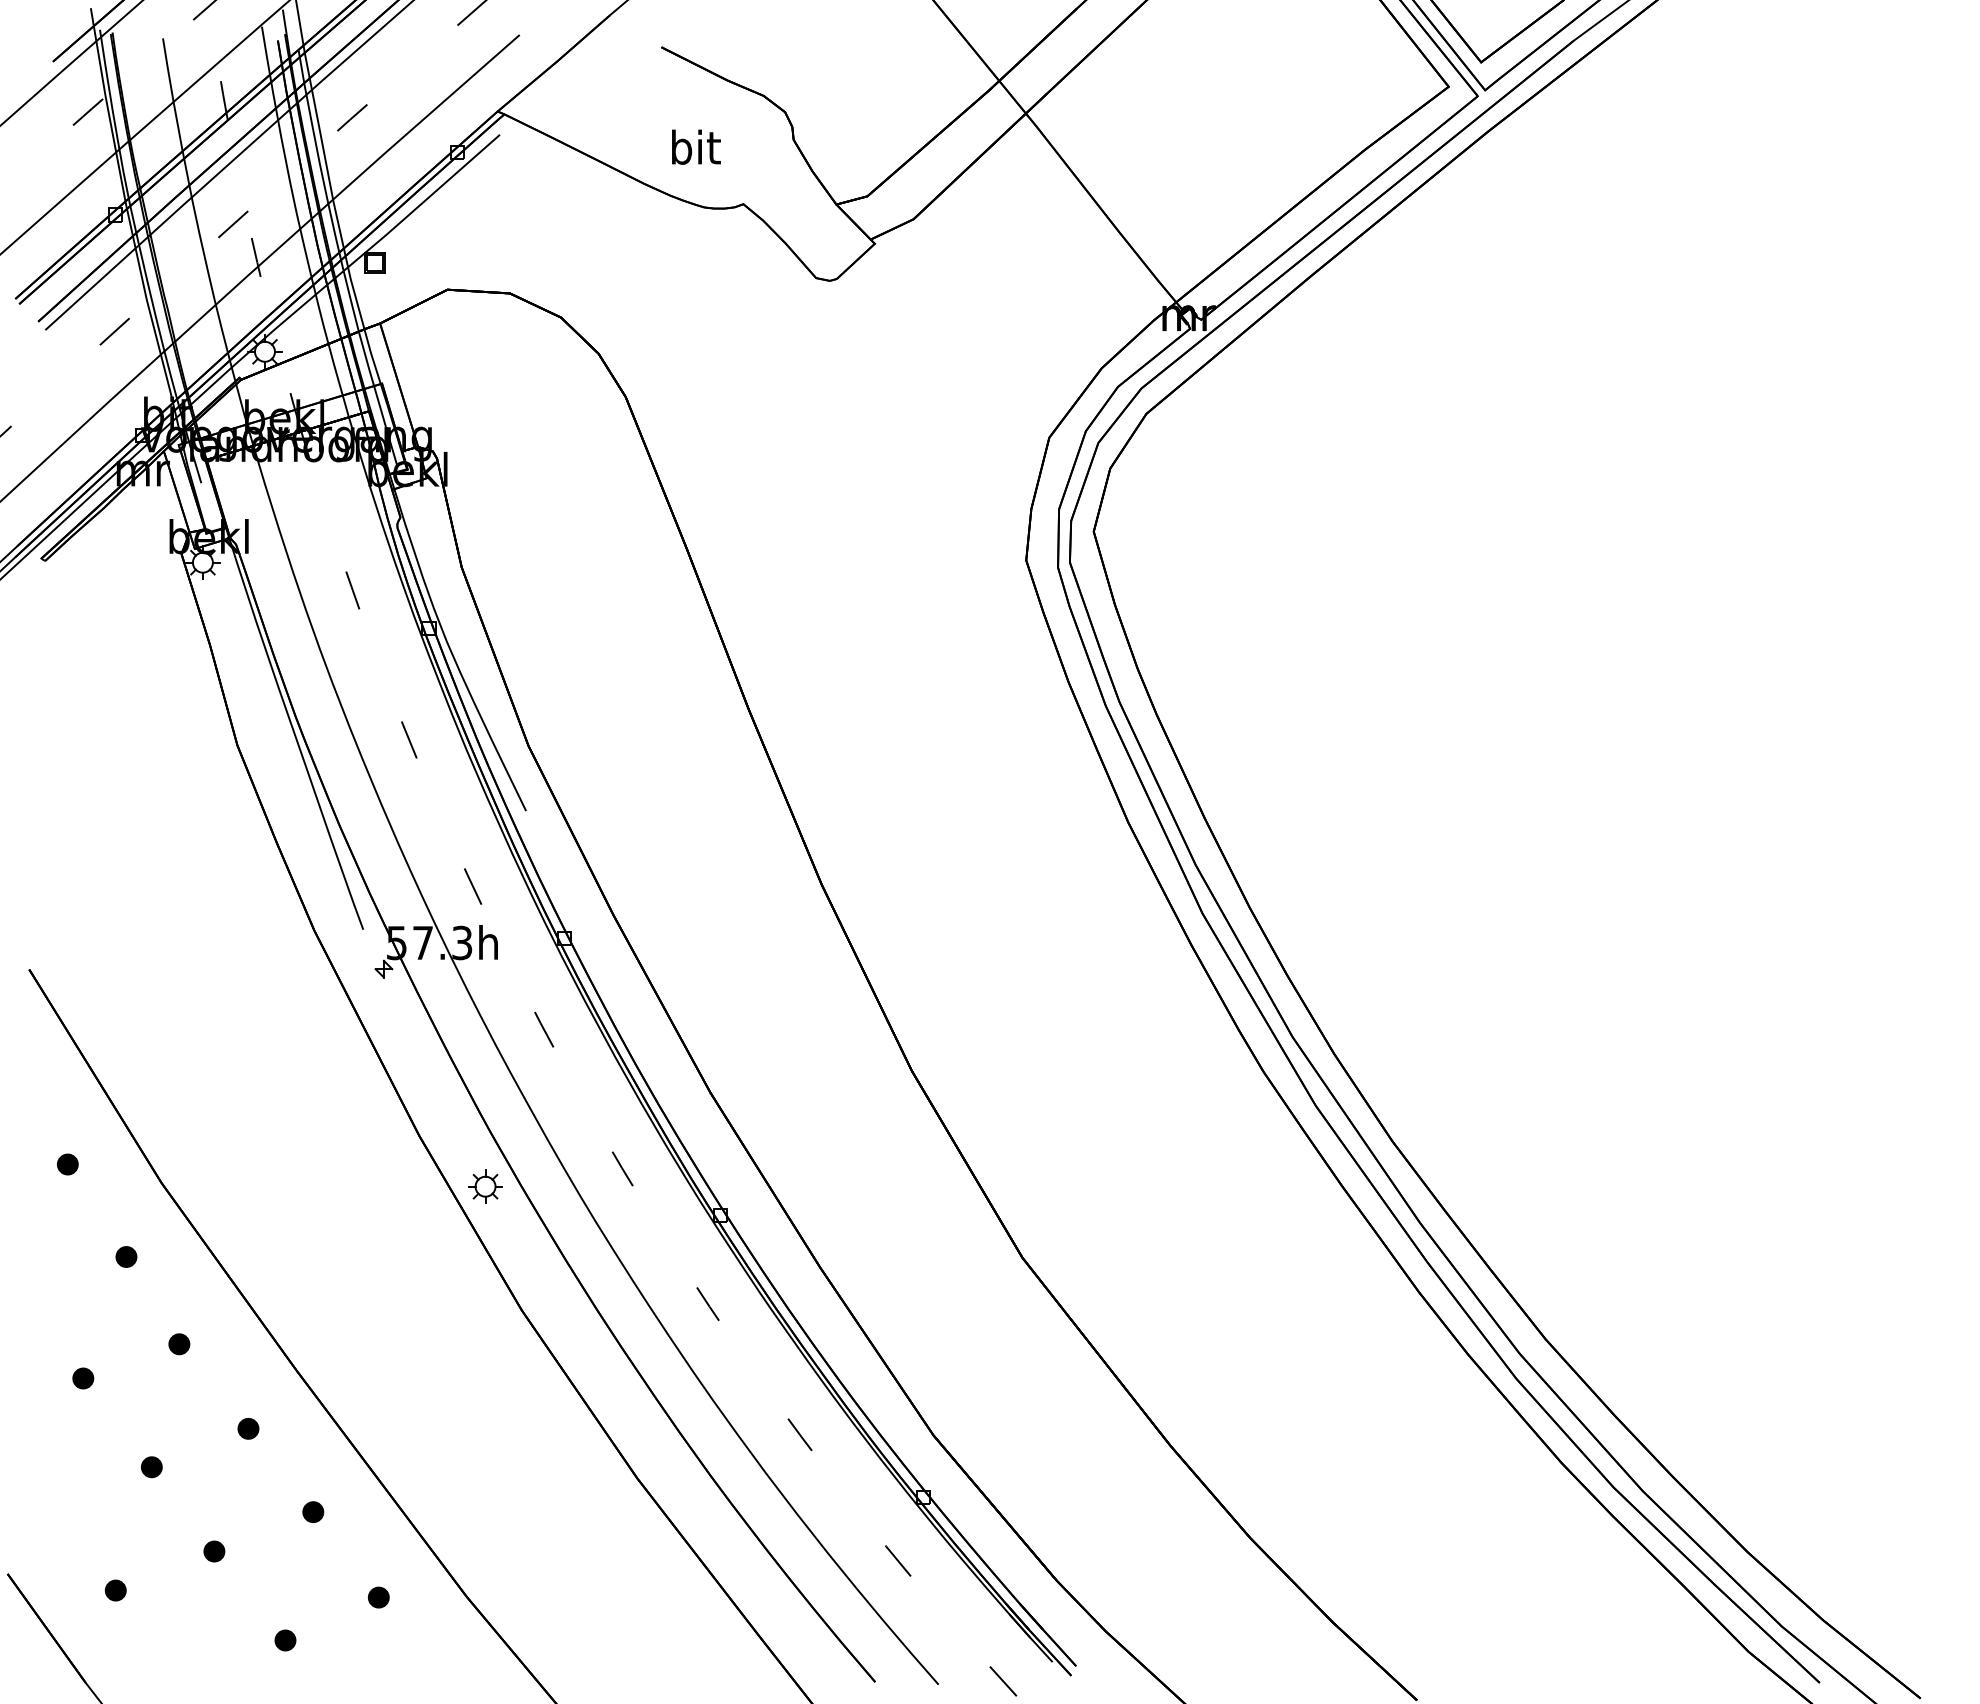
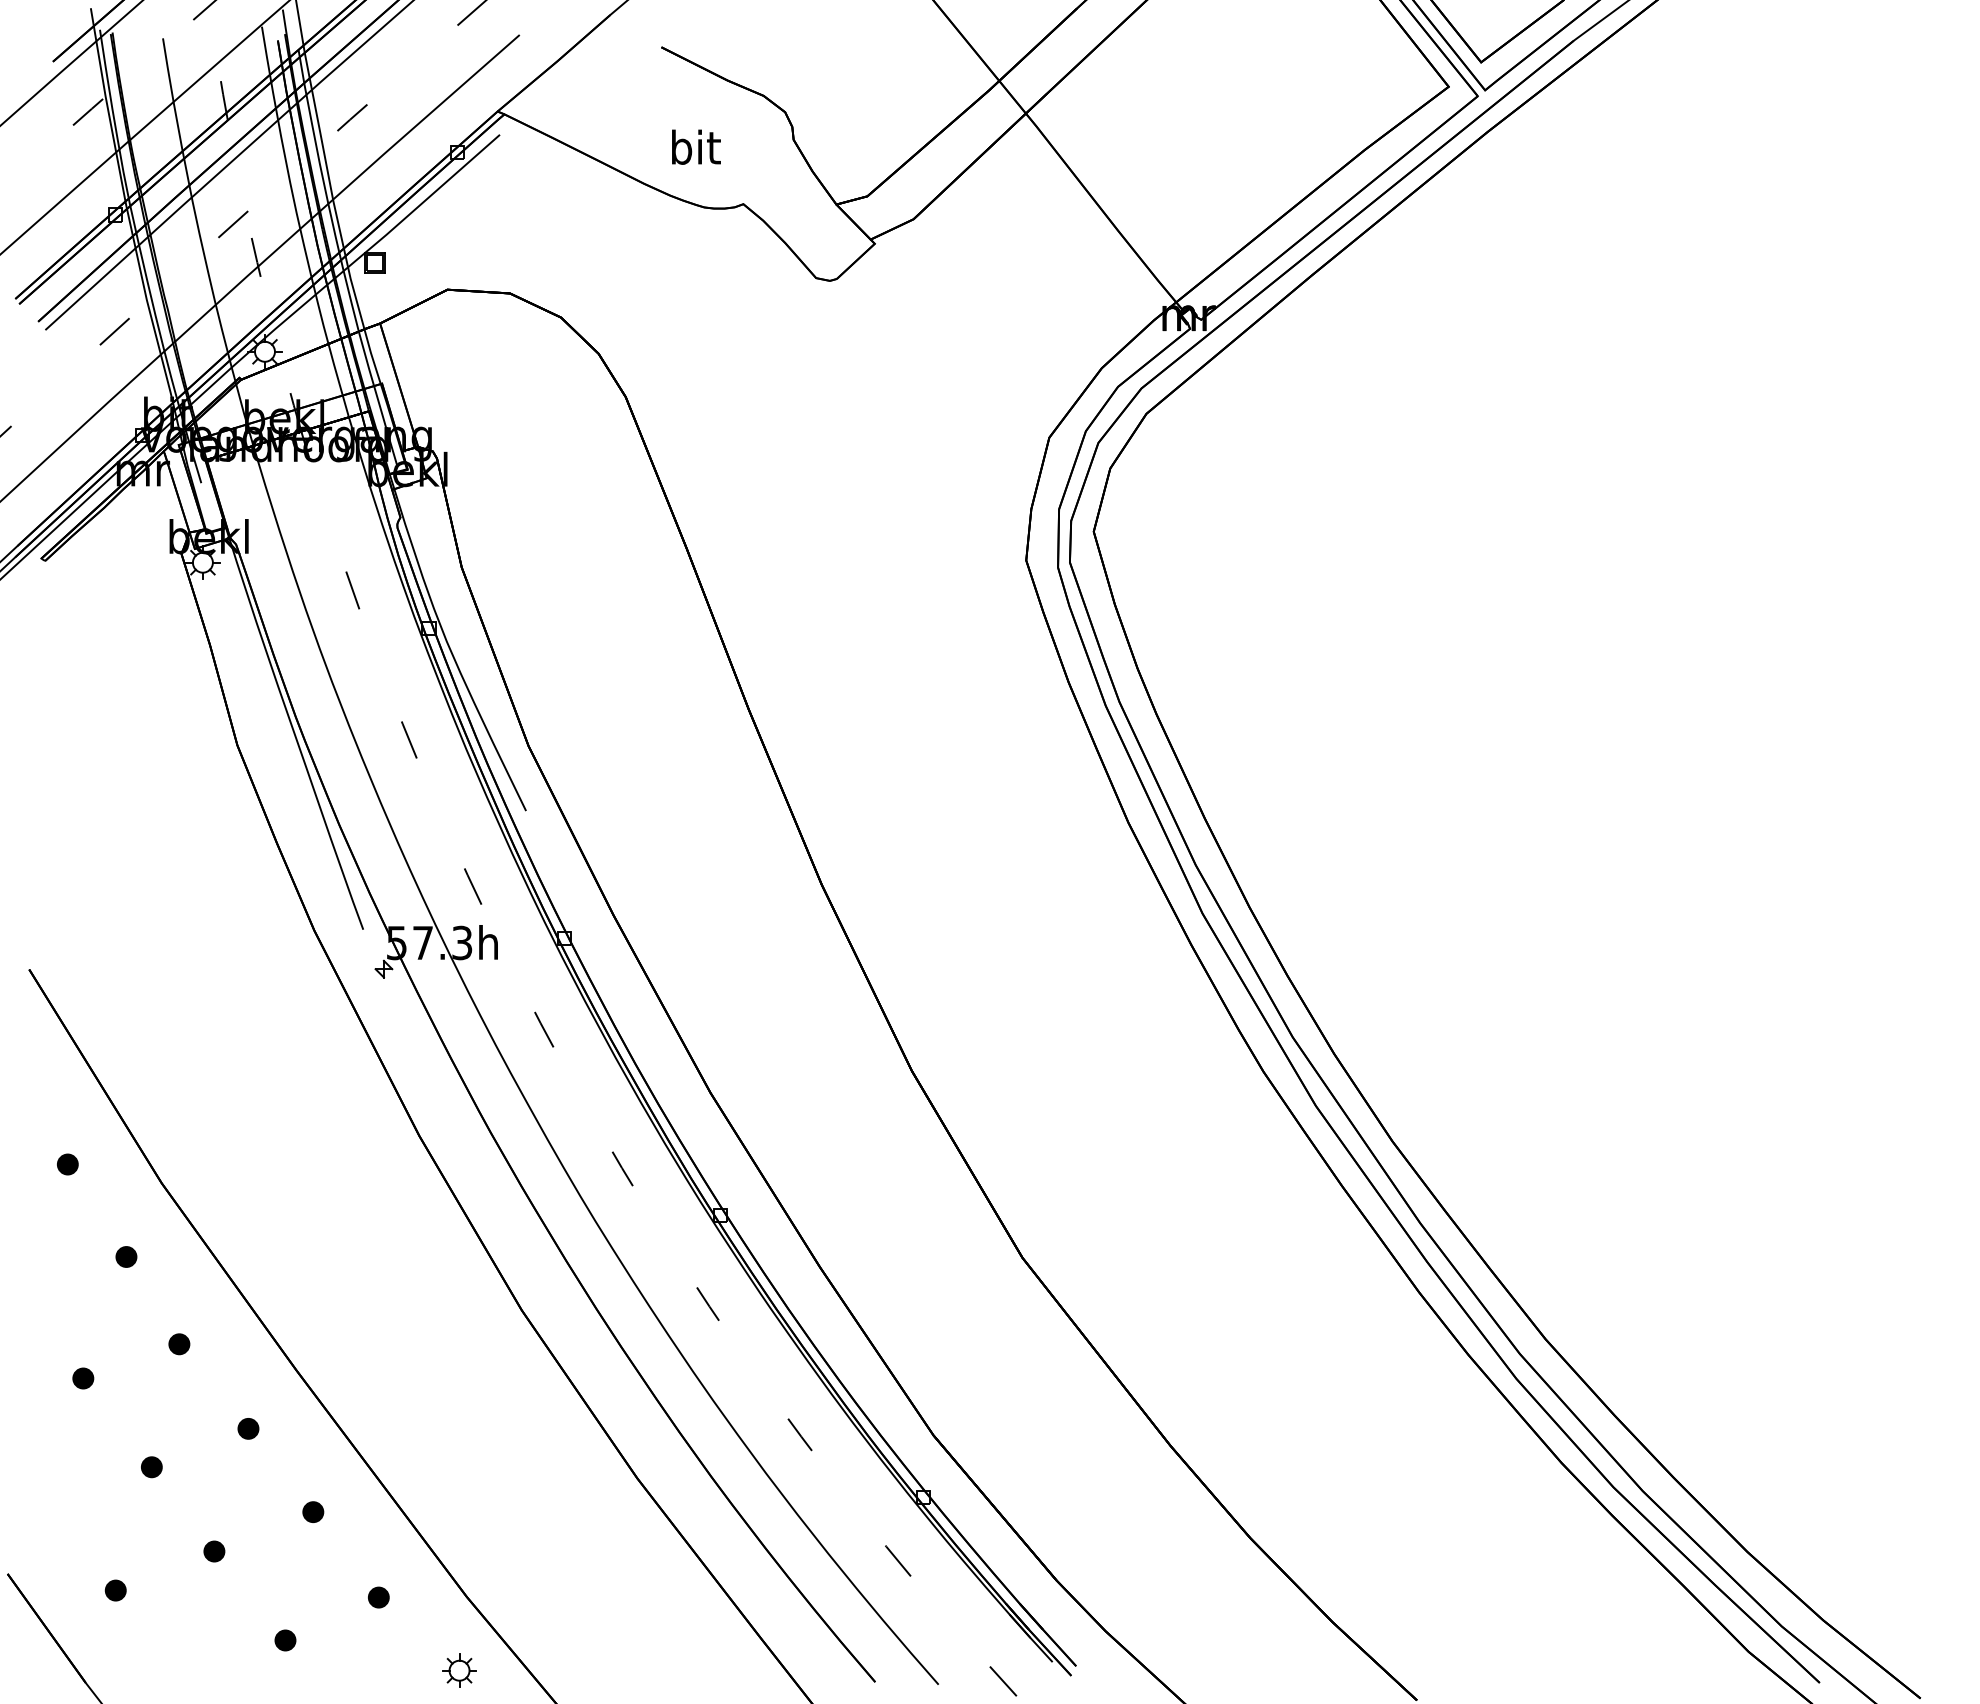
part position: (485, 1186) -> (459, 1670) (459, 1670)
